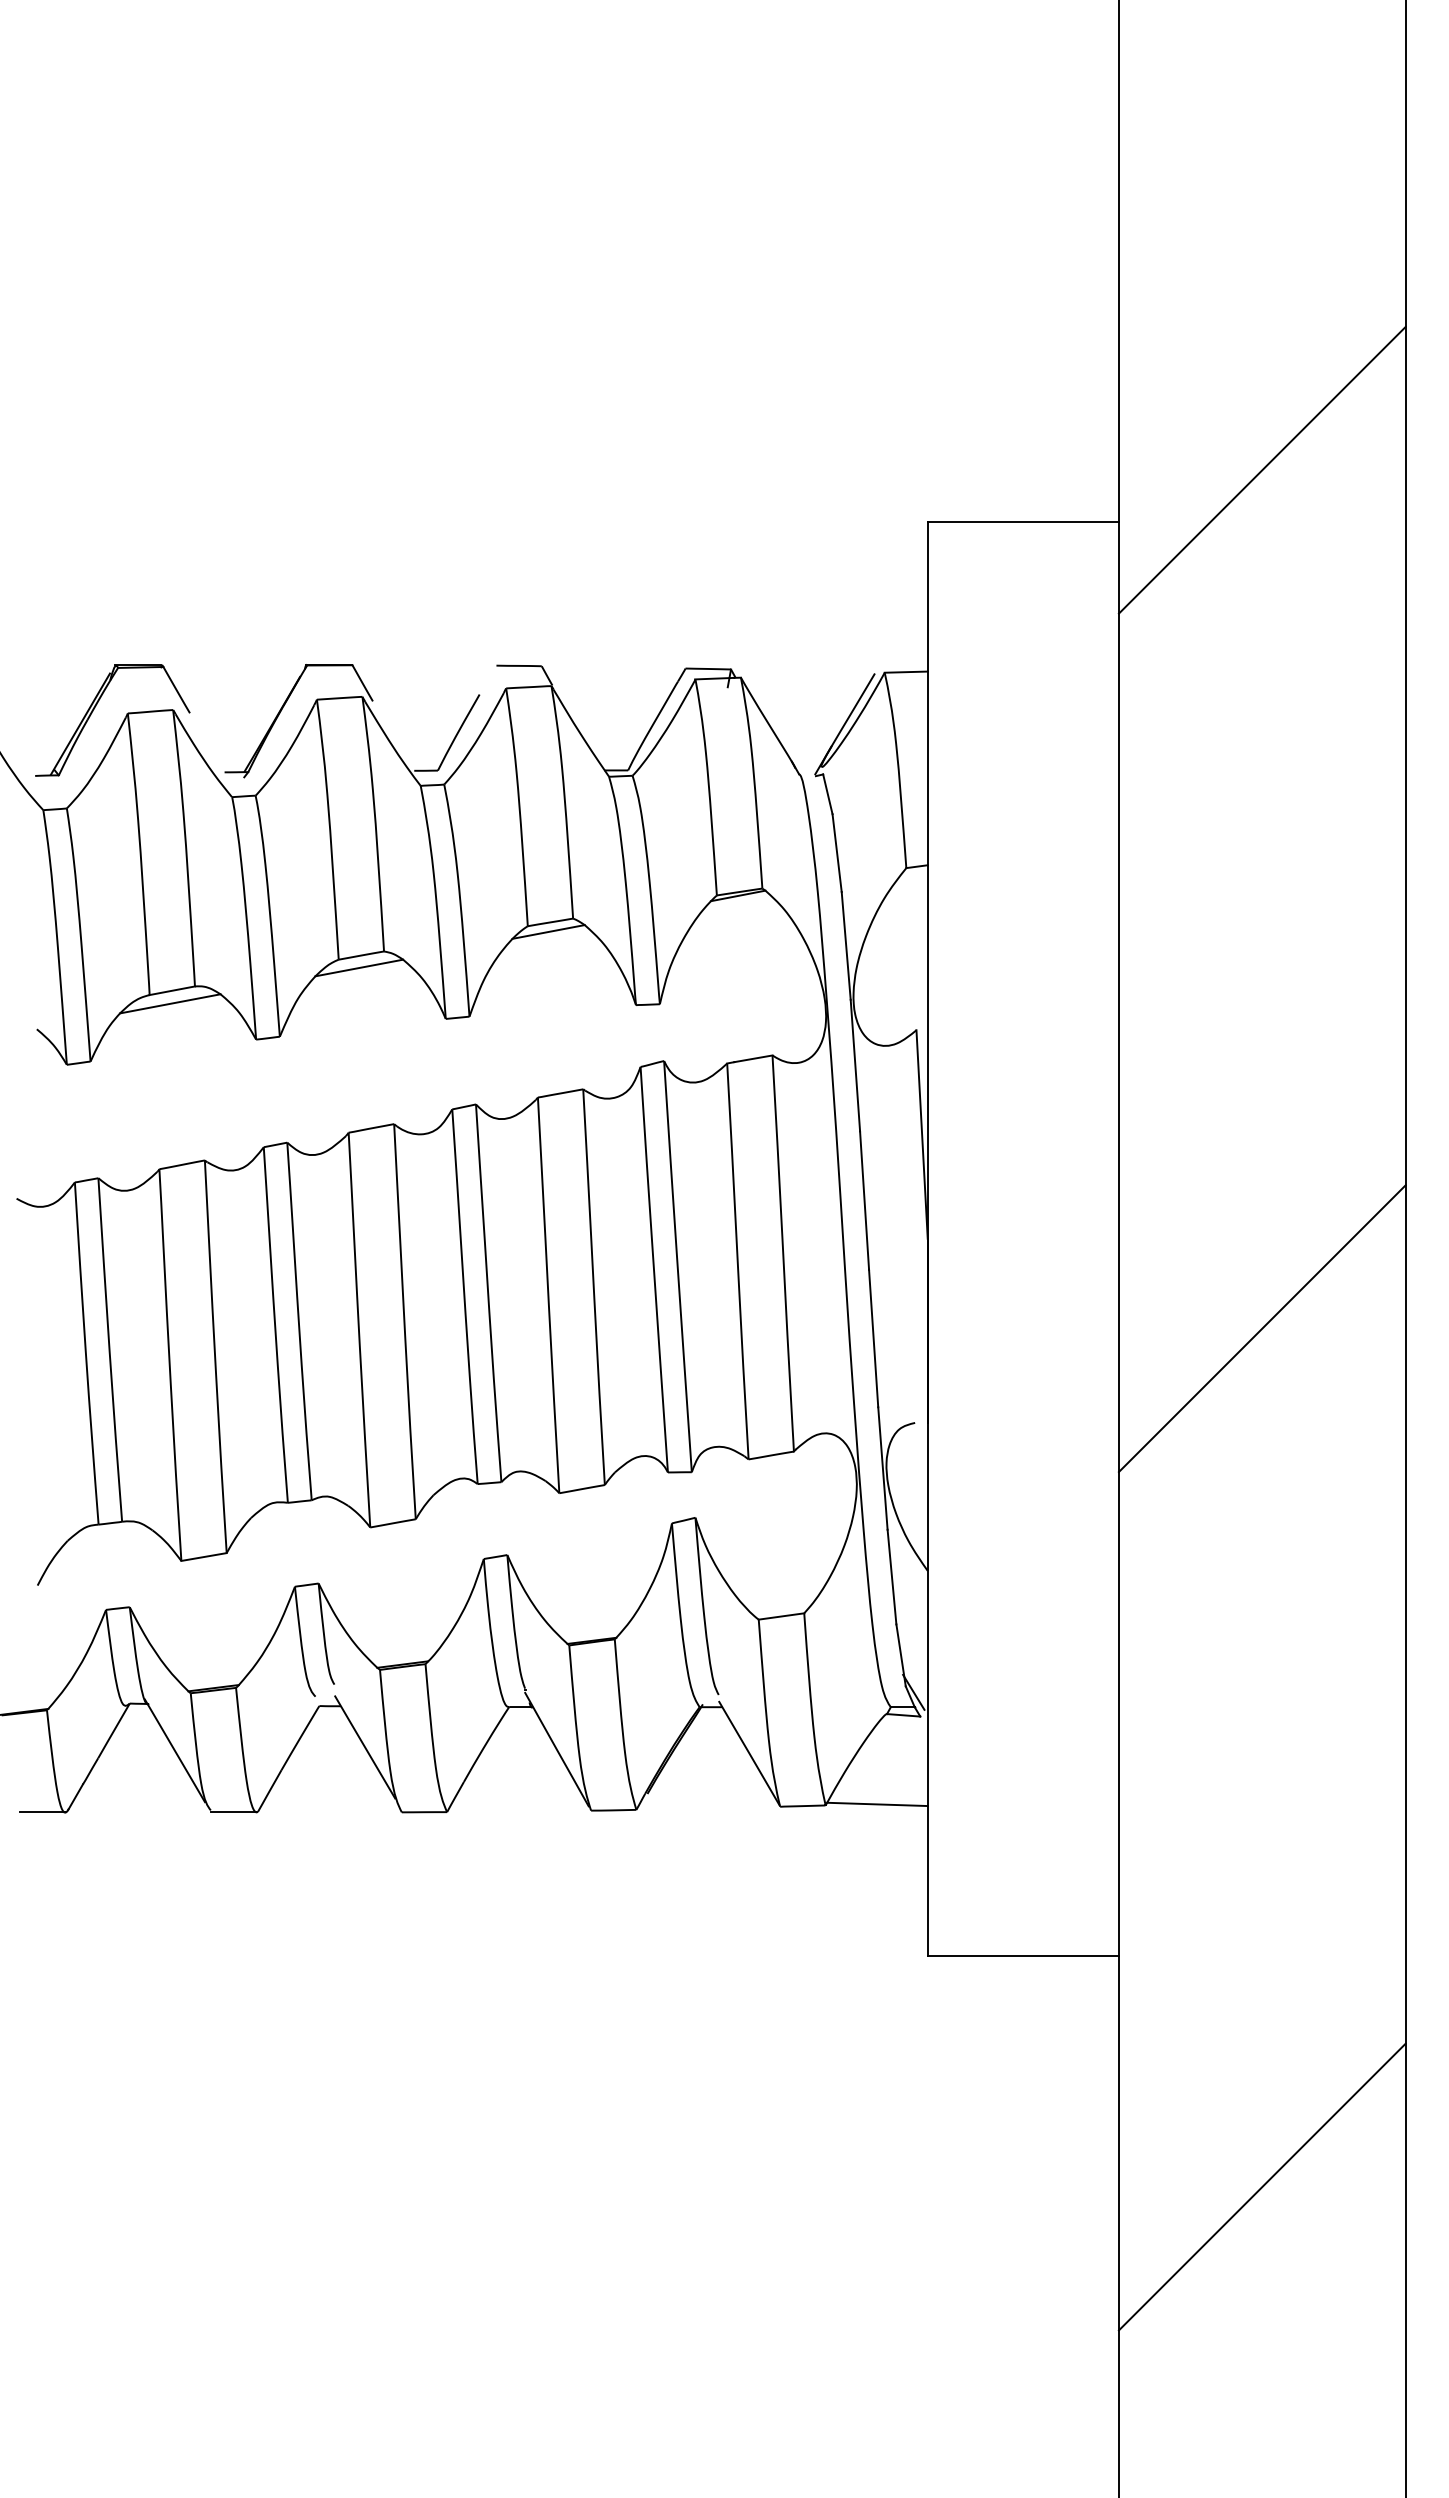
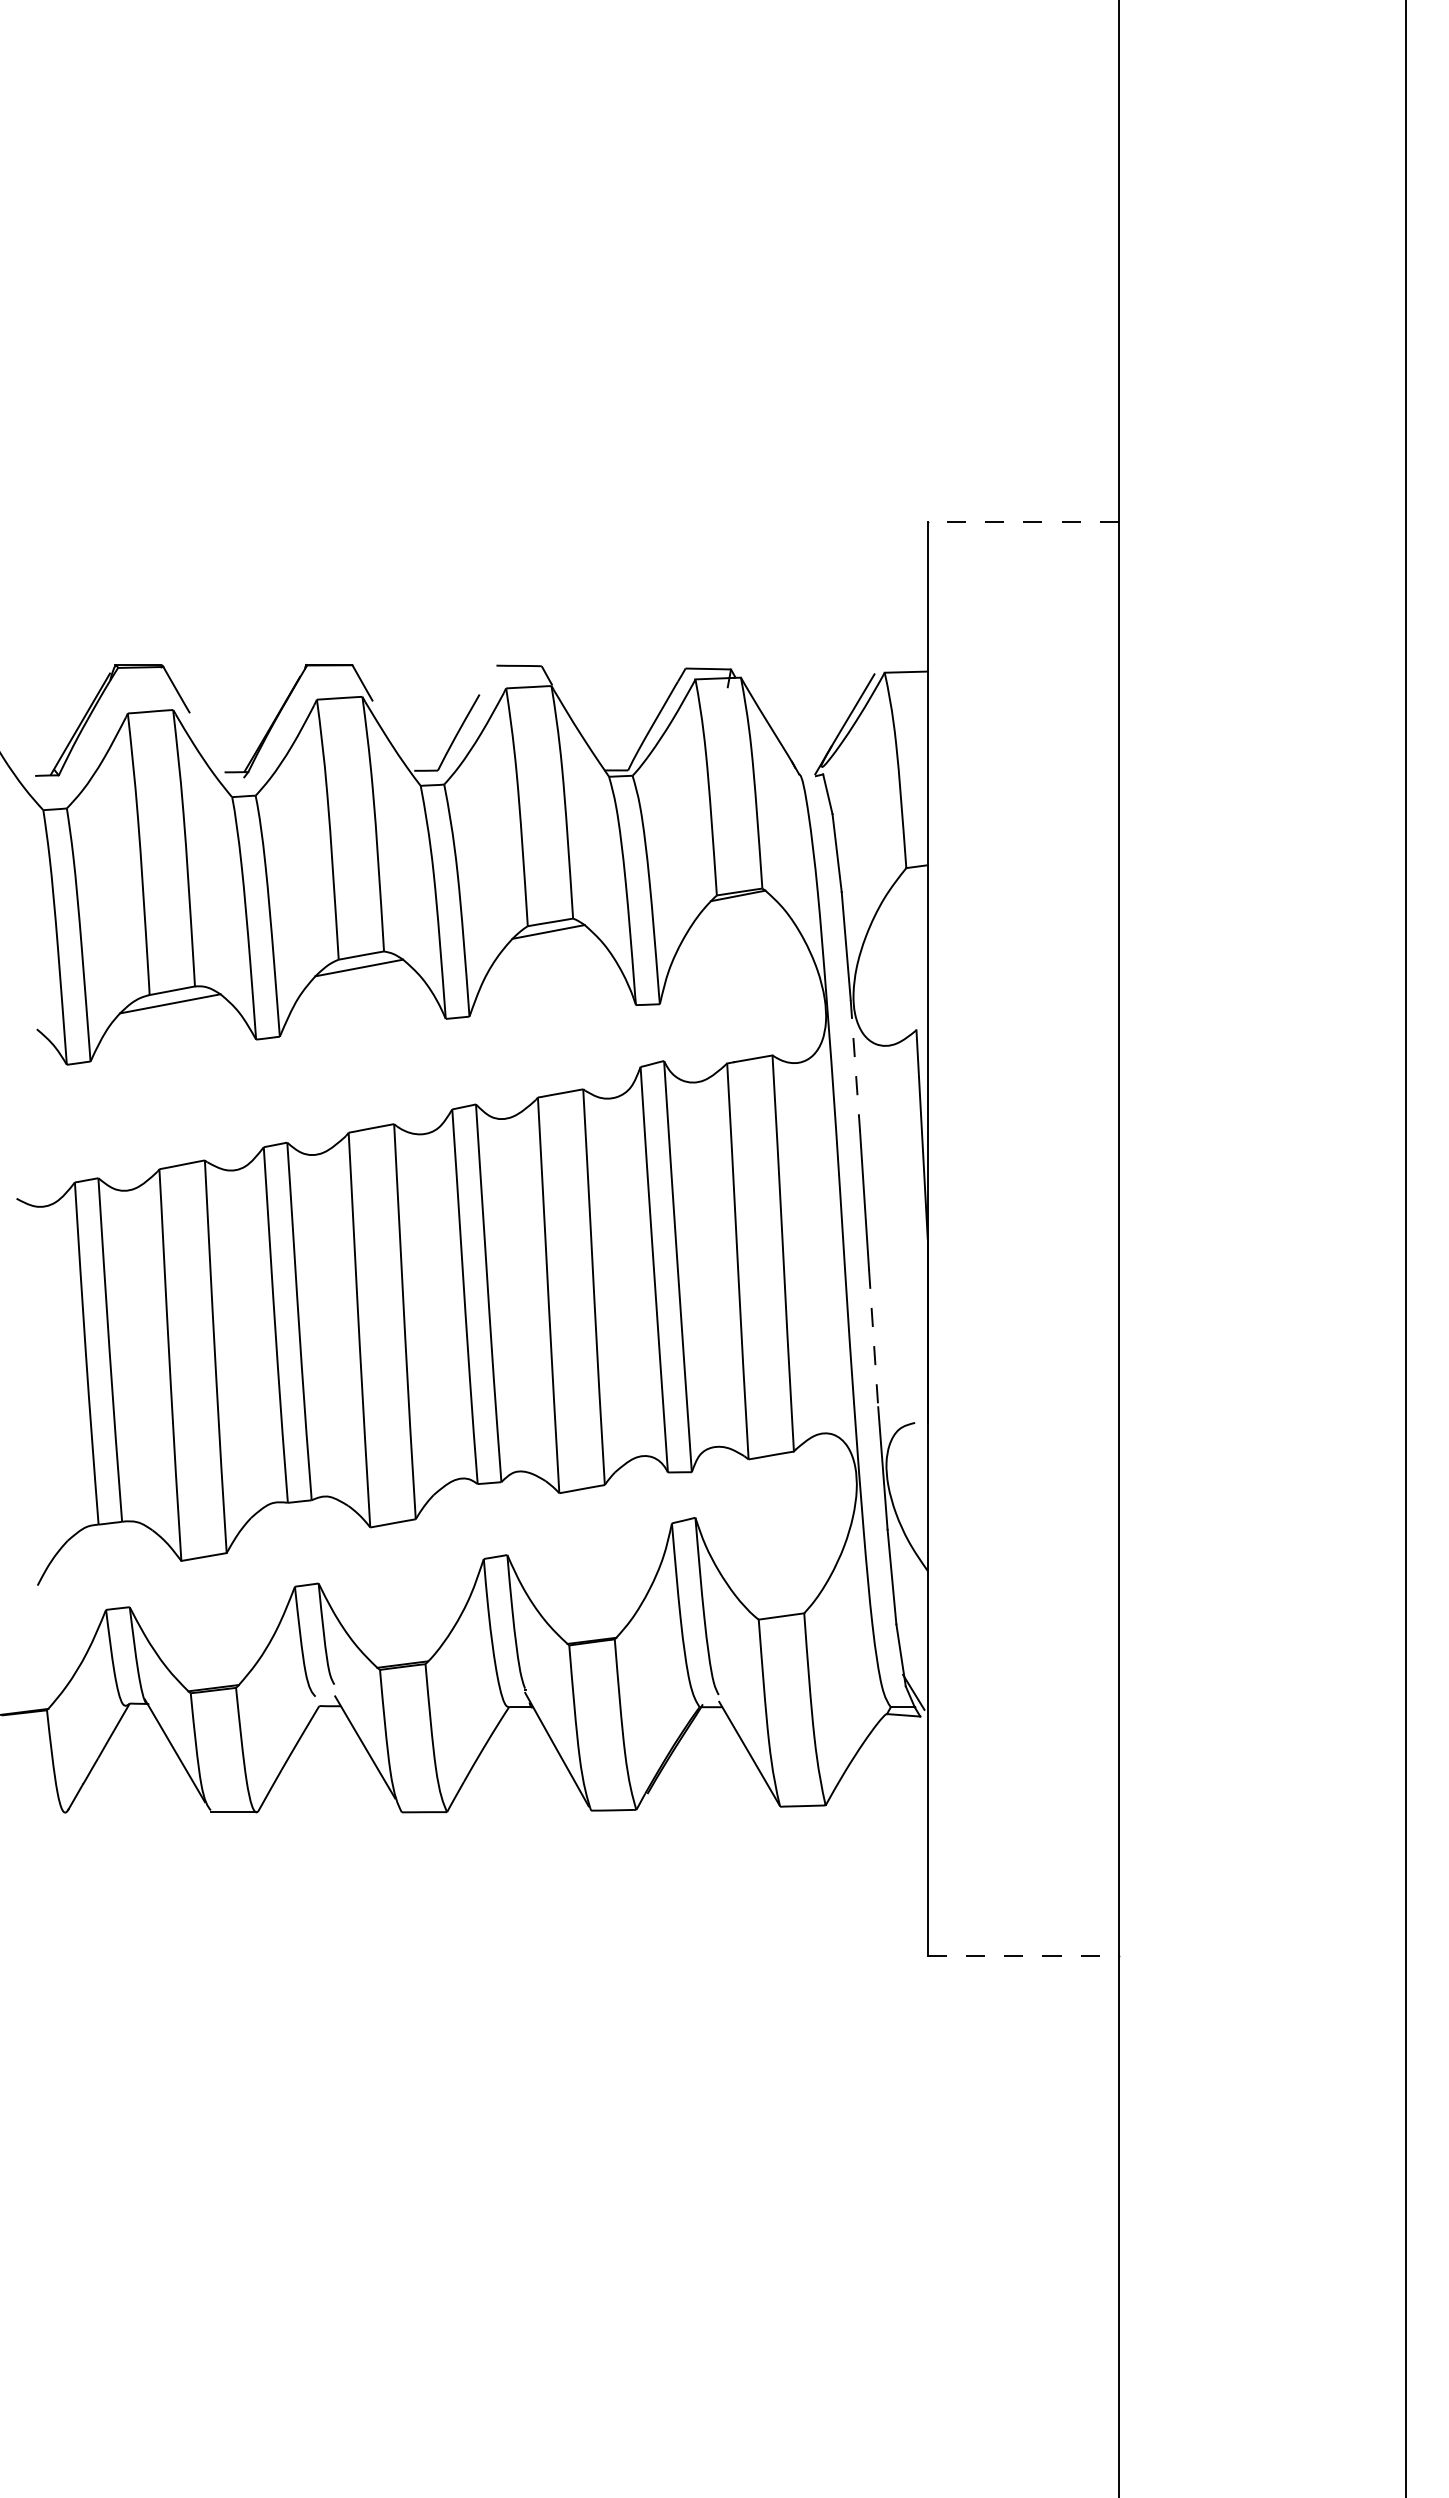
line: present -> none (1261, 469)
line: solid -> dashed (1023, 521)
line: solid -> dashed (855, 1065)
line: present -> none (1261, 1328)
line: solid -> dashed (873, 1338)
line: present -> none (877, 1804)
line: present -> none (42, 1812)
line: solid -> dashed (1023, 1955)
line: present -> none (1261, 2186)
